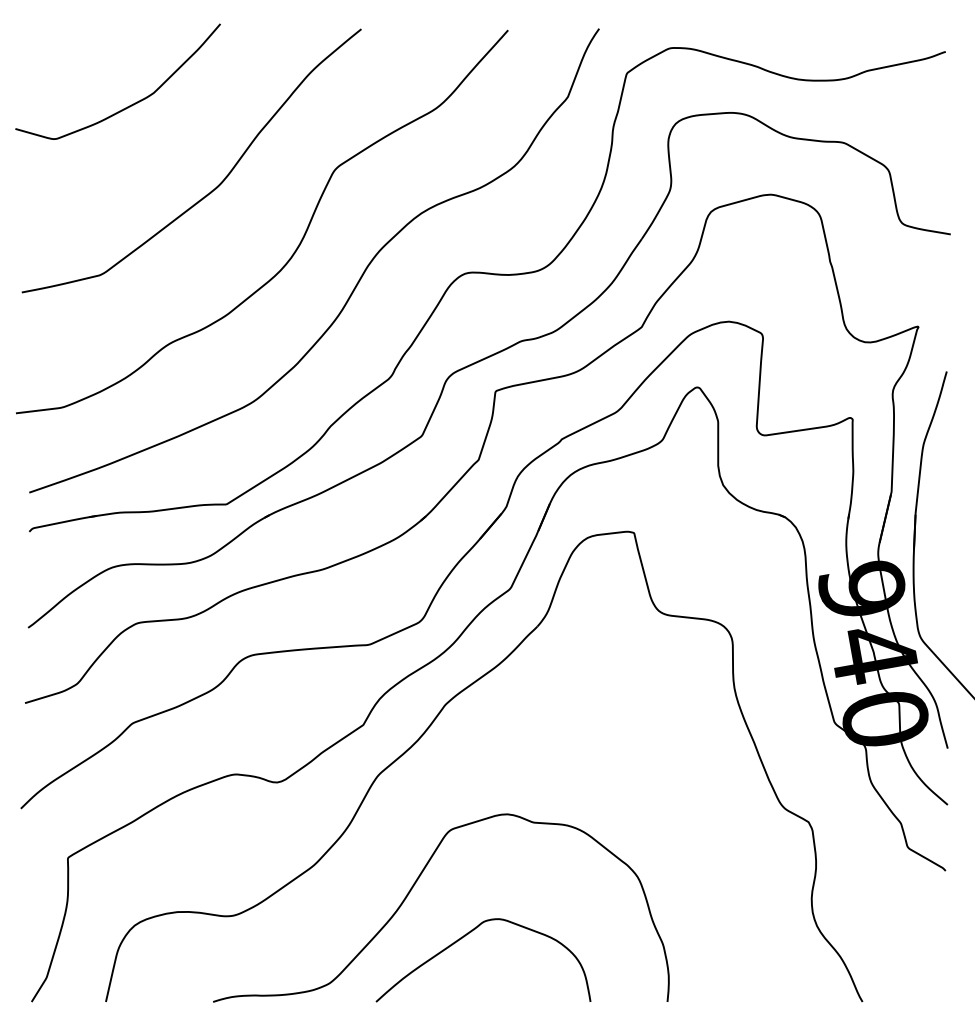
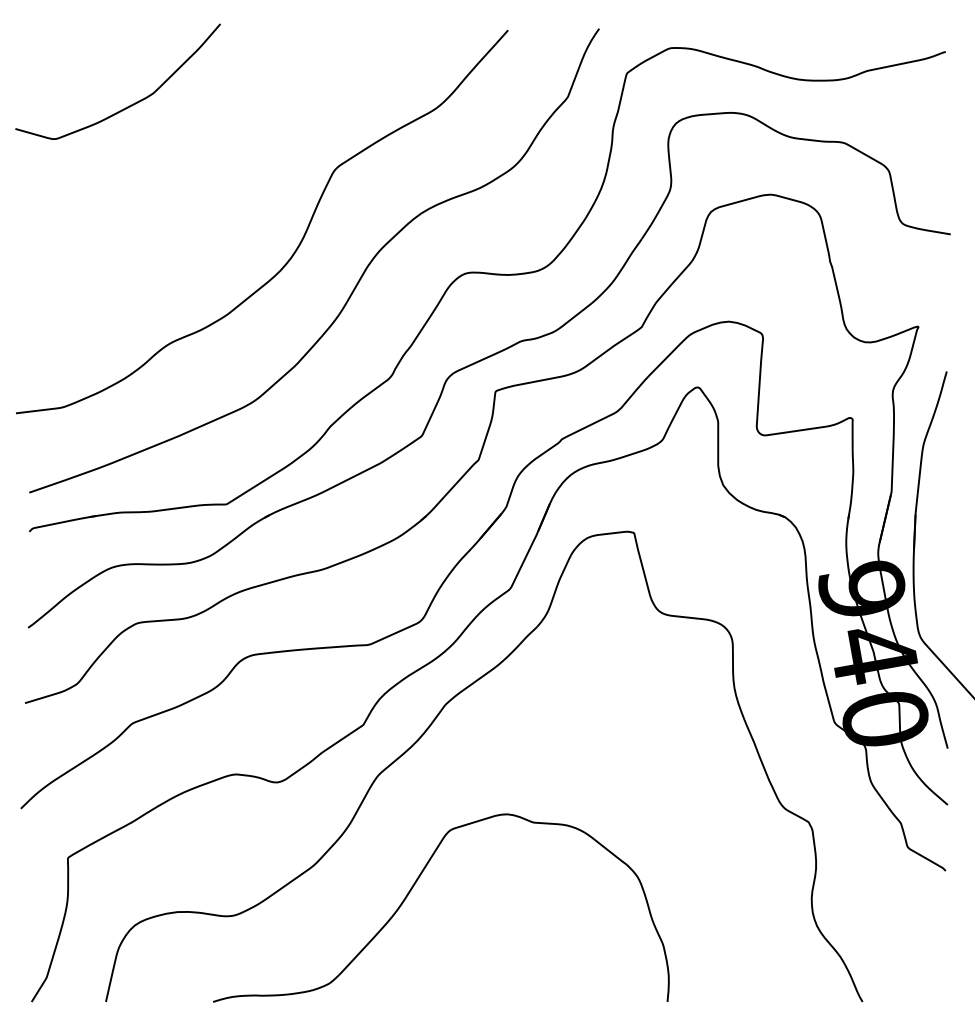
curve: present -> none (211, 190)
curve: present -> none (464, 937)
